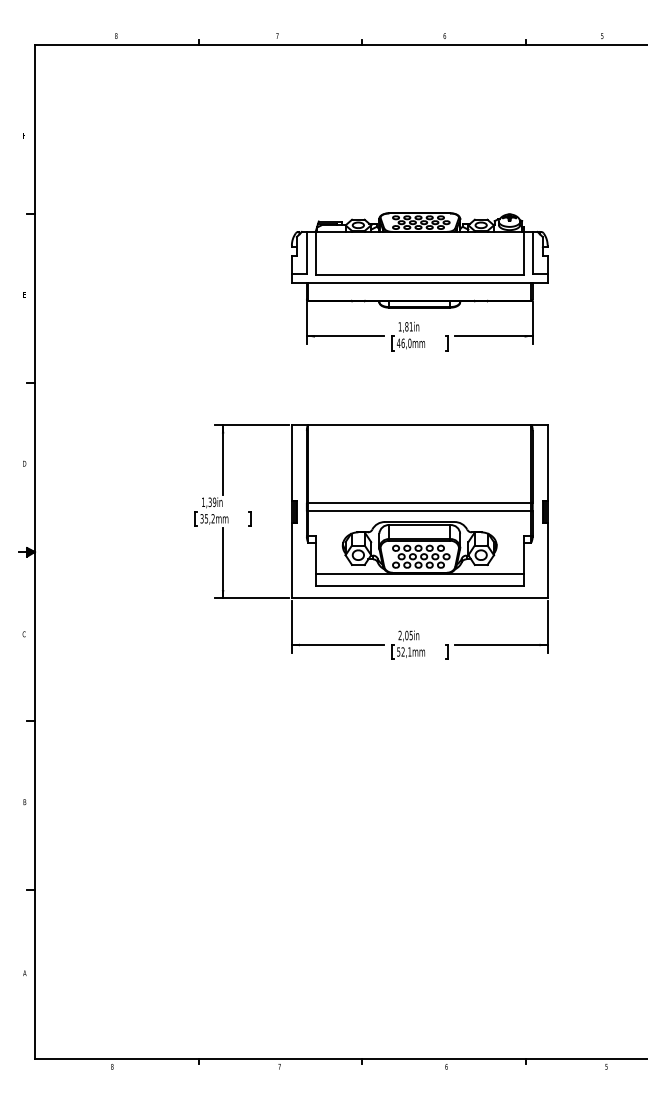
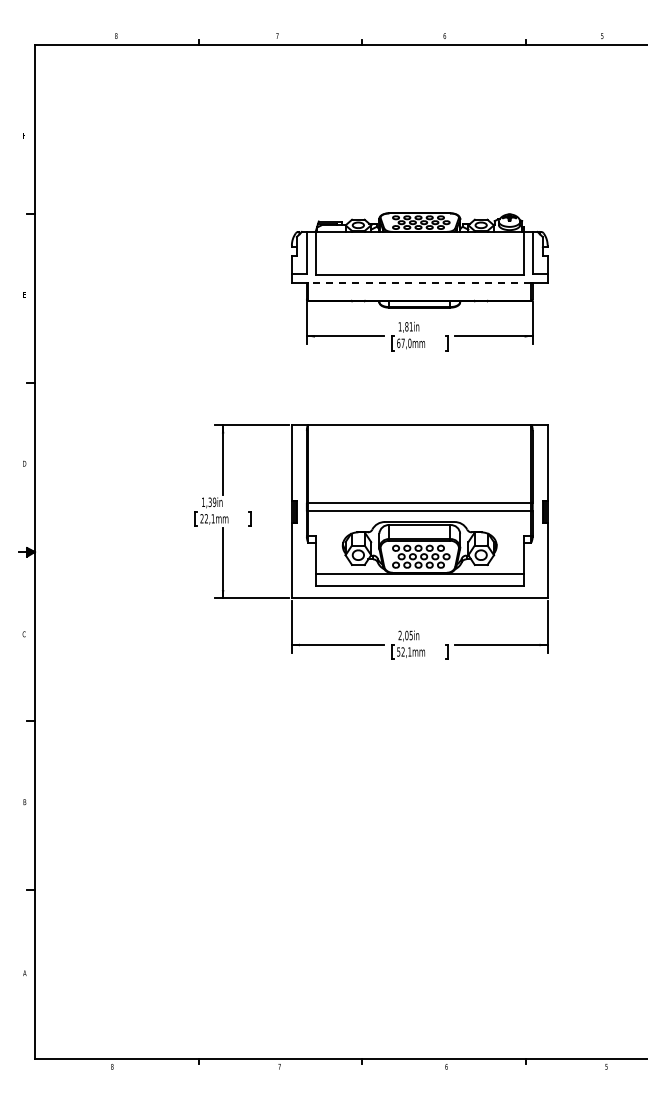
line: solid -> dashed (419, 283)
text: 46,0mm -> 67,0mm (400, 343)
text: 35,2mm -> 22,1mm (207, 518)
